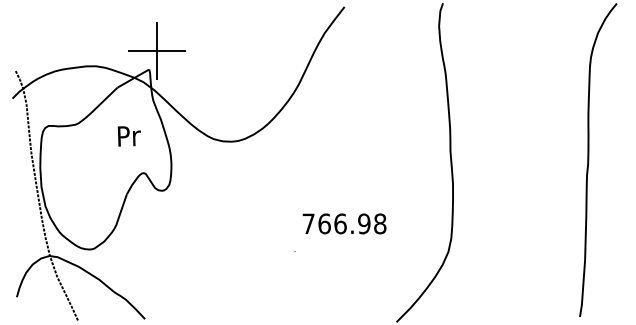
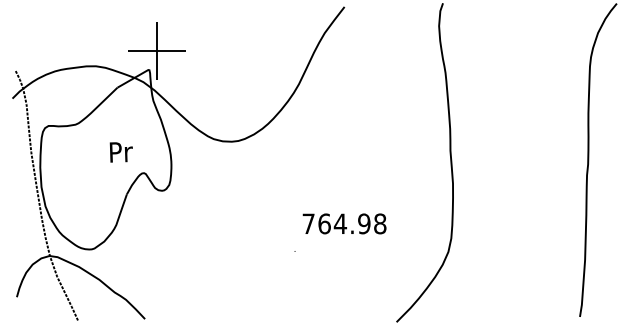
text position: (128, 136) -> (120, 152) (120, 152)
text: 766.98 -> 764.98 (340, 223)
